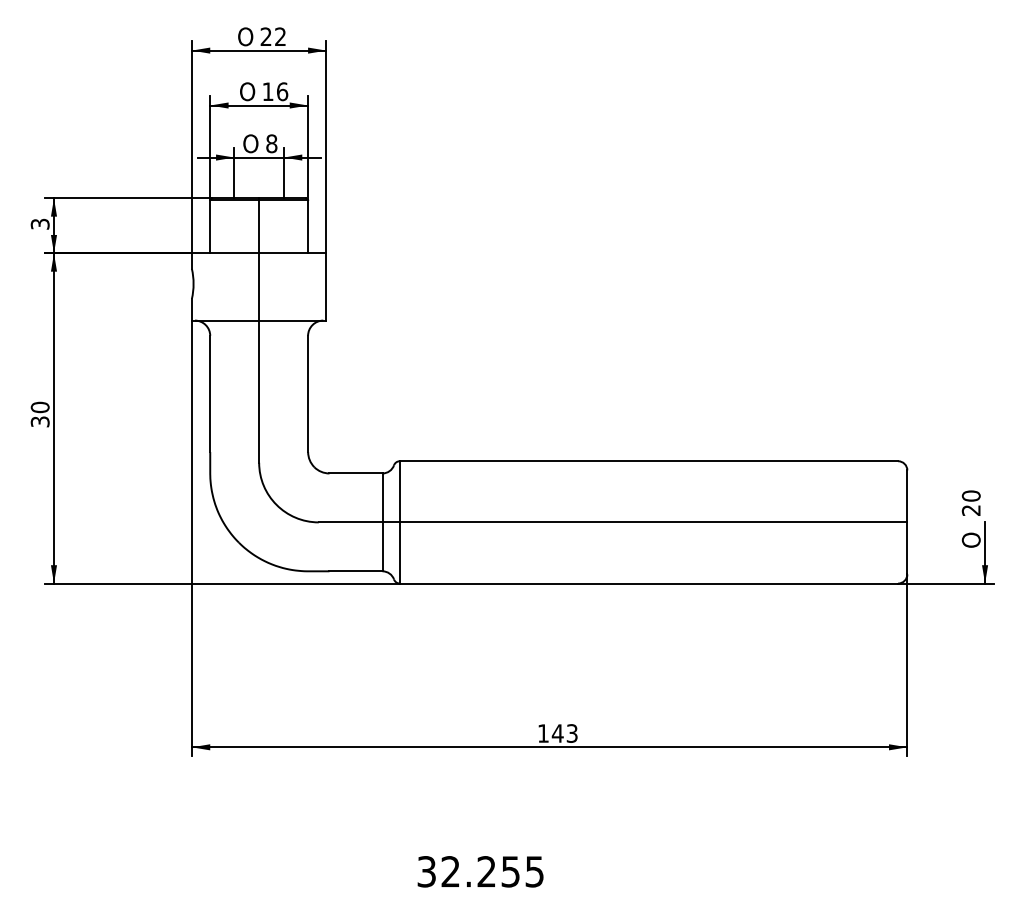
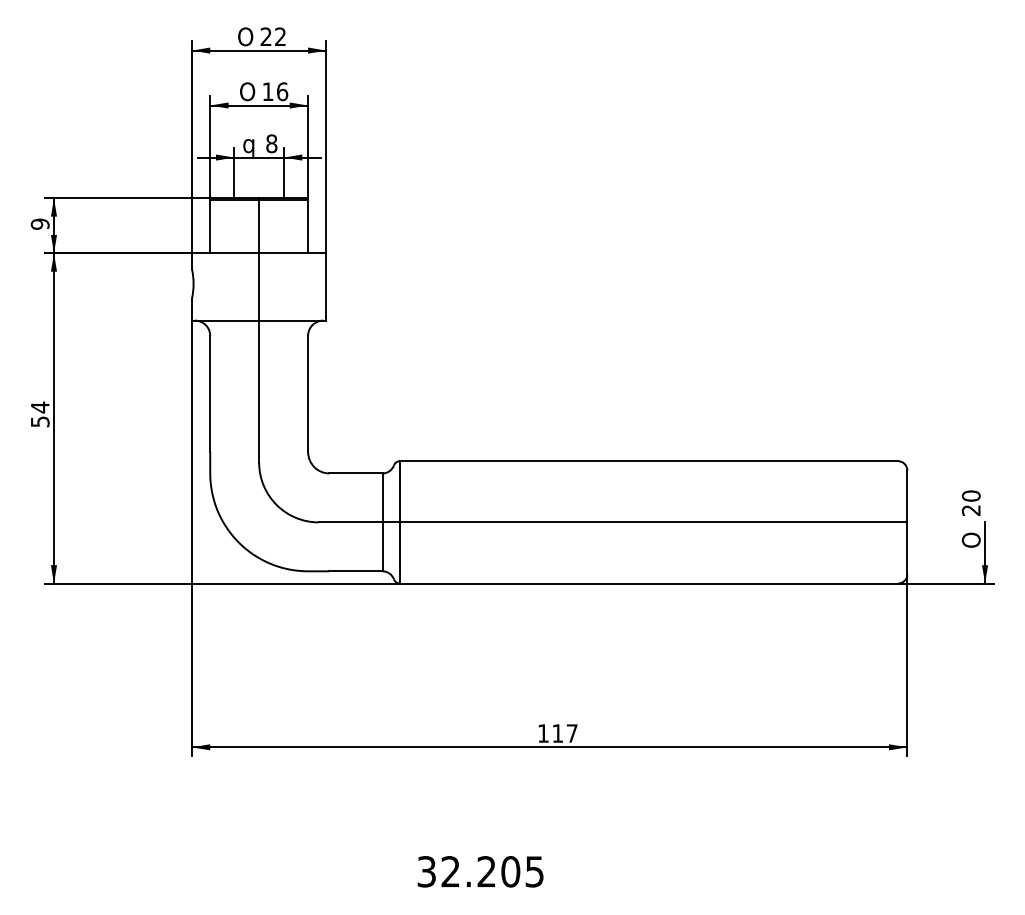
text: O -> q (250, 145)
text: 3 -> 9 (39, 223)
text: 30 -> 54 (39, 413)
text: 143 -> 117 (564, 733)
text: 32.255 -> 32.205 (510, 871)
